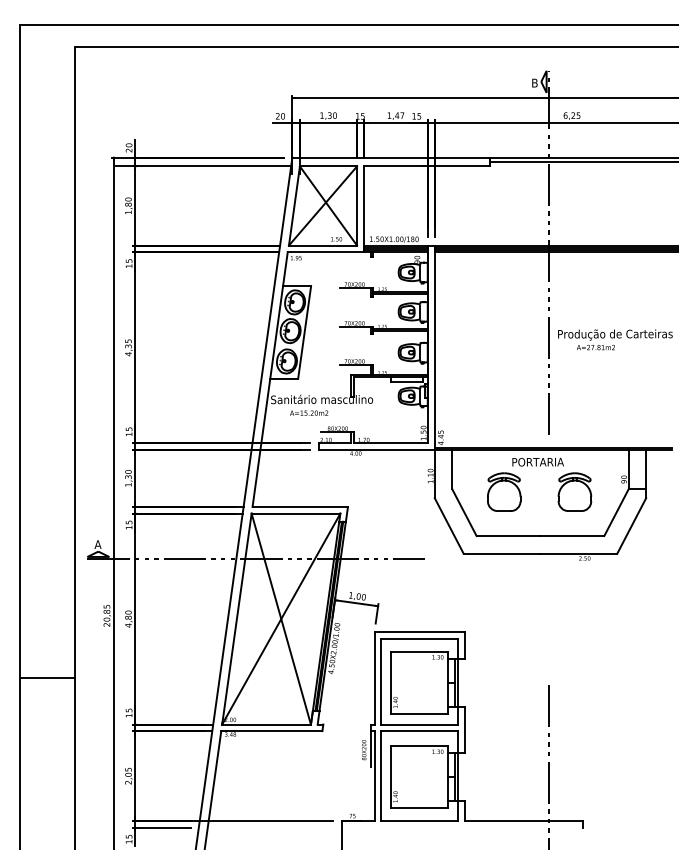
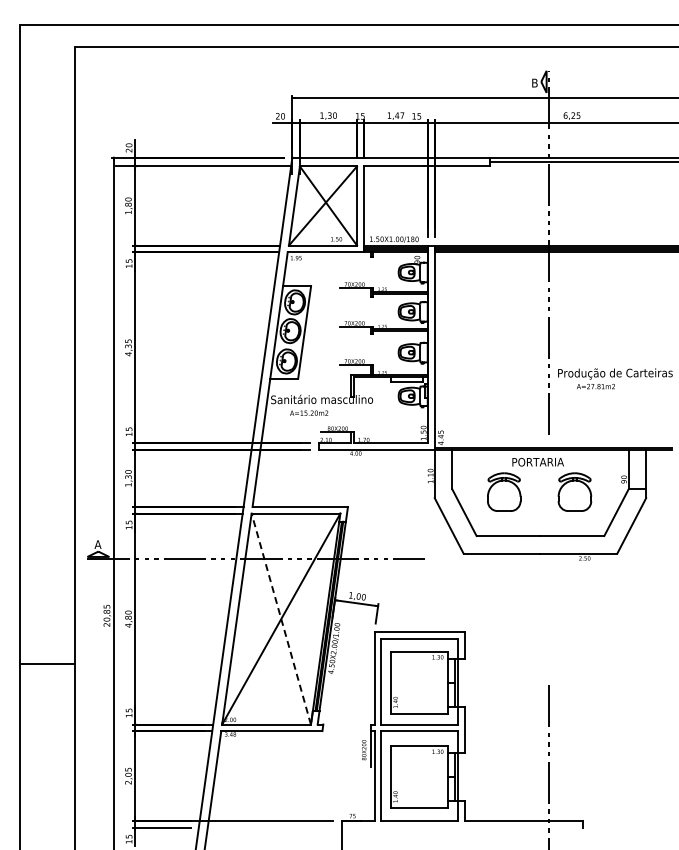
text position: (615, 339) -> (615, 378) (615, 378)
line: solid -> dashed (281, 619)
line position: (47, 678) -> (47, 664) (47, 664)
